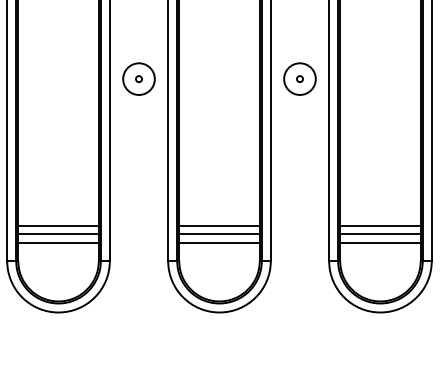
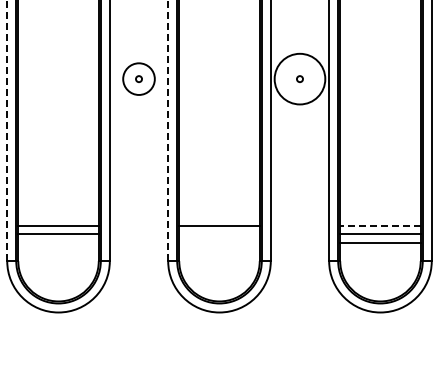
circle diameter: 32 px -> 51 px (299, 78)
line: solid -> dashed (7, 130)
line: solid -> dashed (168, 130)
line: solid -> dashed (379, 225)
line: present -> none (219, 233)
line: present -> none (58, 242)
line: present -> none (219, 242)
